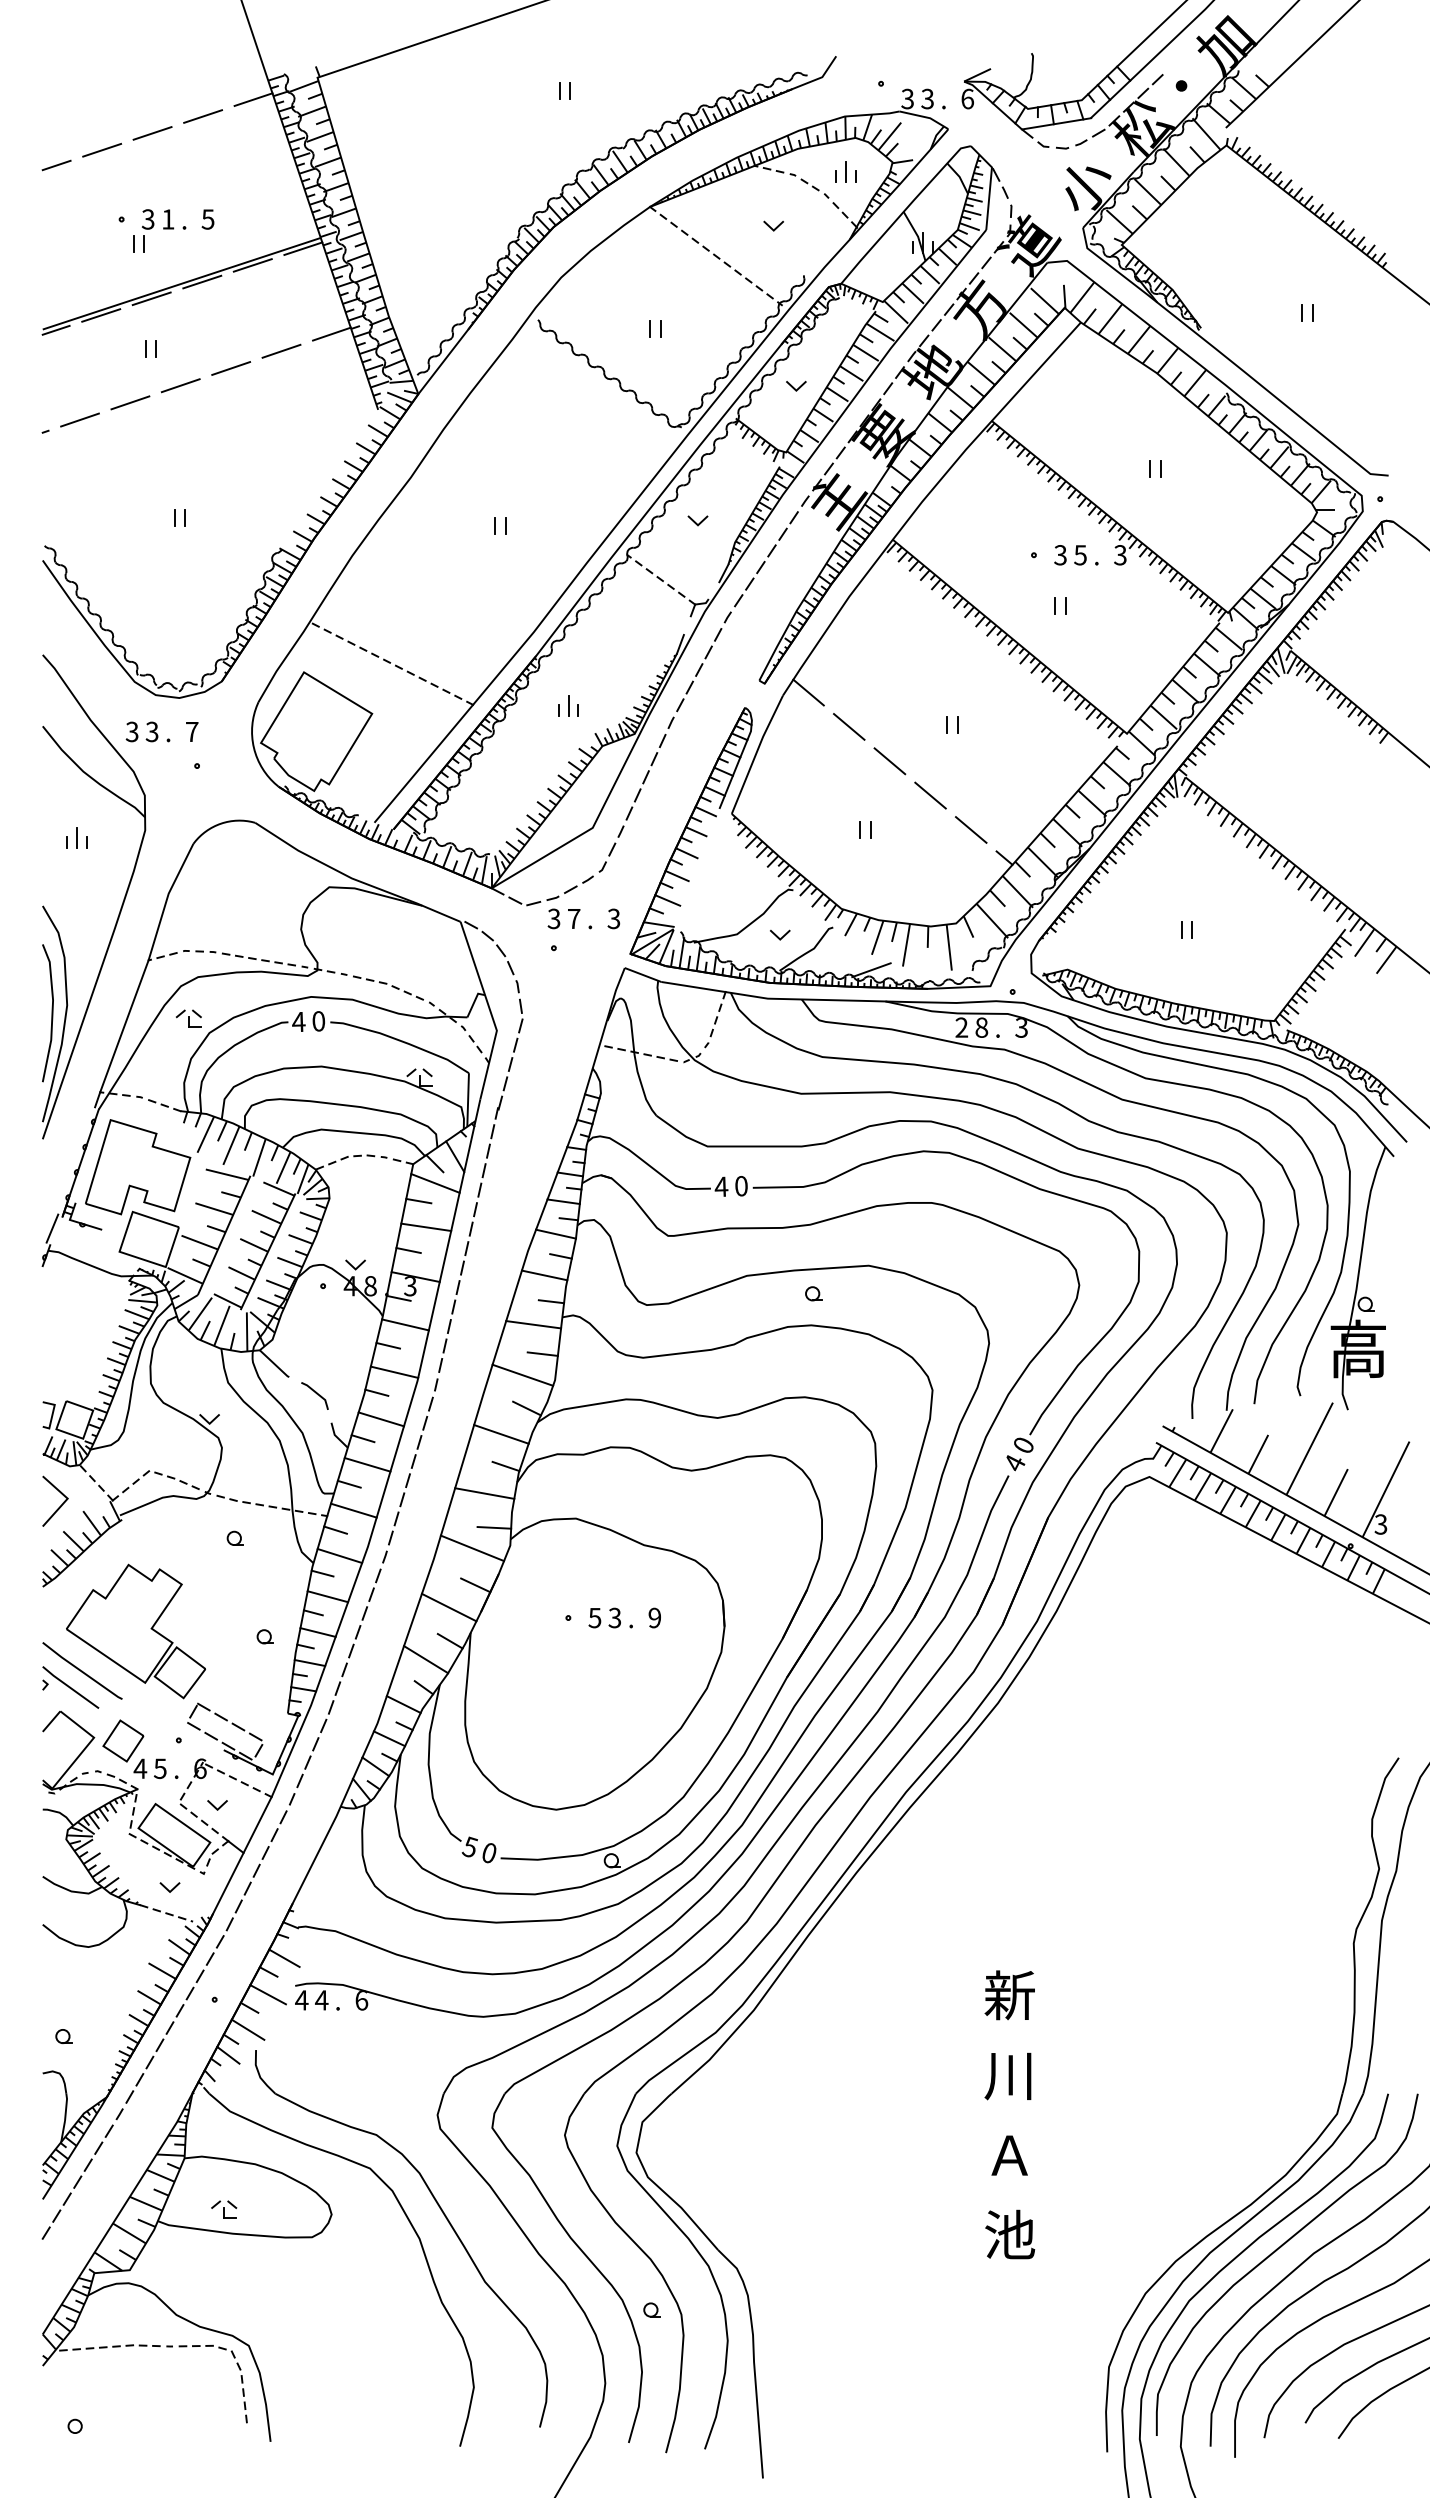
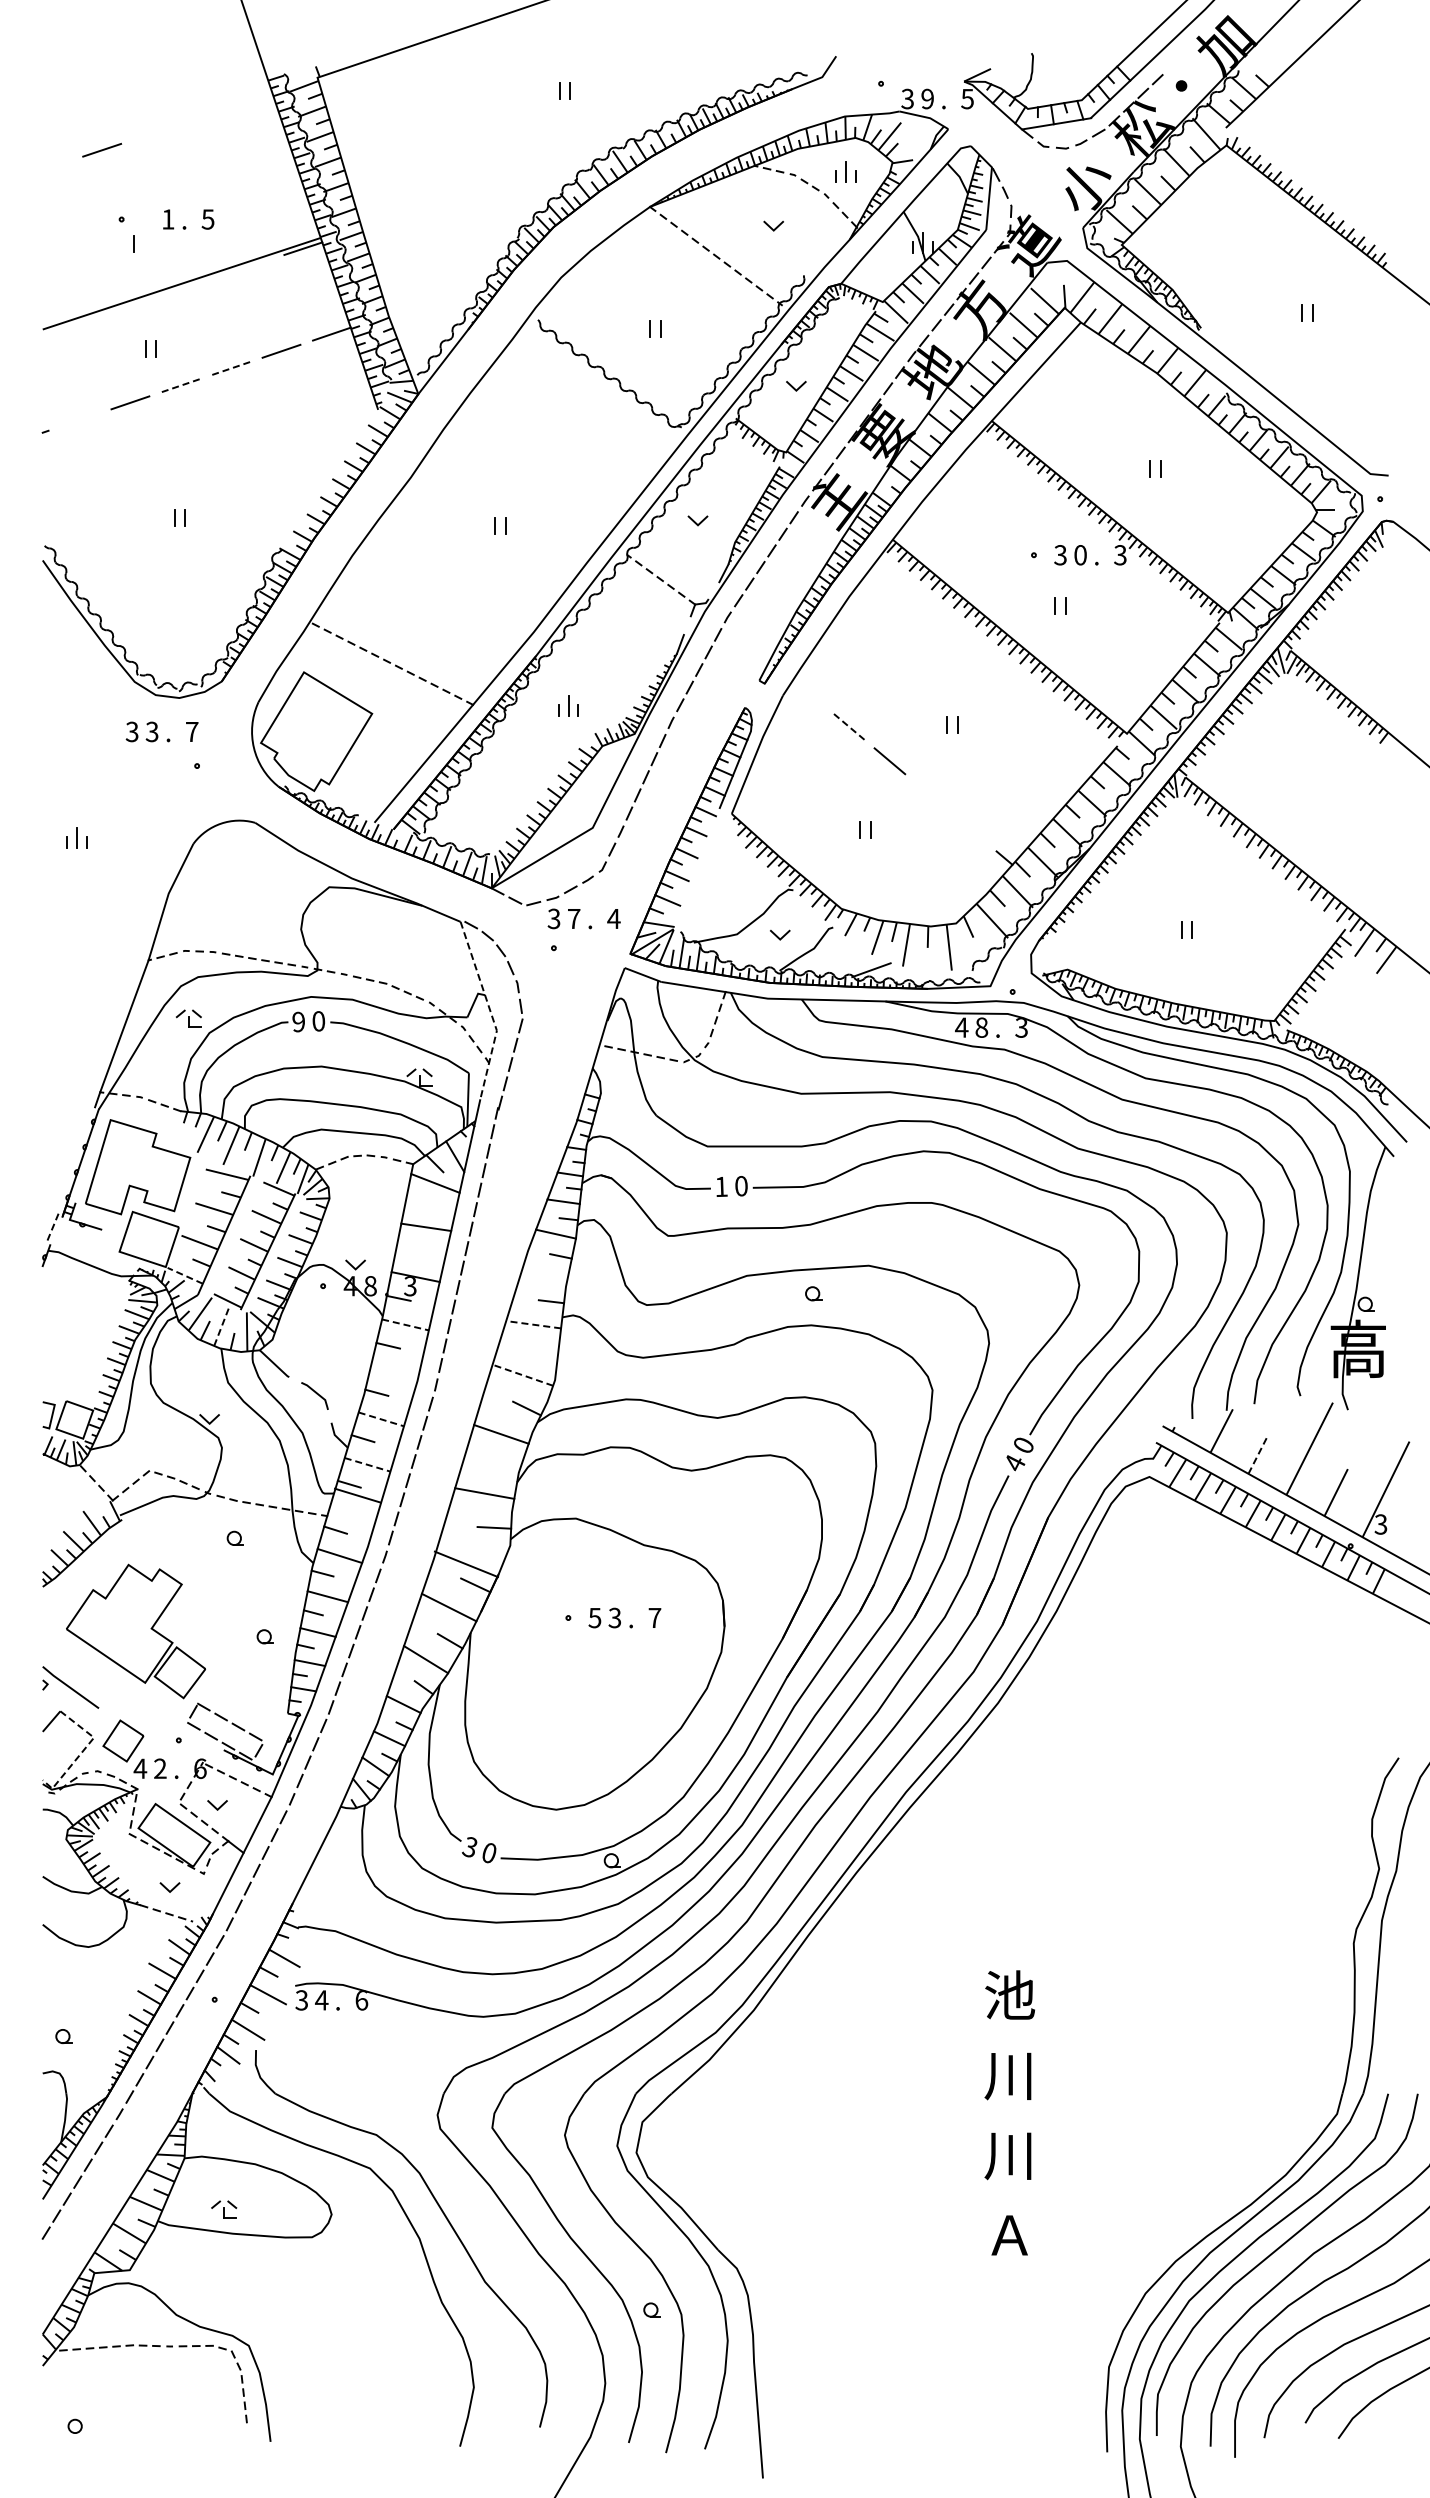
text: 6 -> 5 (967, 98)
line: present -> none (253, 99)
text: 3 -> 9 (927, 99)
line: present -> none (202, 116)
line: present -> none (152, 133)
line: present -> none (56, 165)
part: present -> none (148, 230)
line: present -> none (252, 265)
line: present -> none (202, 281)
line: present -> none (151, 298)
line: present -> none (101, 315)
line: present -> none (55, 329)
line: solid -> dashed (231, 368)
line: solid -> dashed (180, 385)
line: present -> none (79, 419)
text: 5 -> 0 (1080, 555)
line: present -> none (808, 692)
line: solid -> dashed (849, 726)
line: present -> none (930, 795)
line: present -> none (970, 829)
part: present -> none (121, 904)
text: 3 -> 4 (613, 918)
line: solid -> dashed (490, 1010)
text: 4 -> 9 (298, 1021)
text: 2 -> 4 (961, 1027)
text: 4 -> 1 (721, 1186)
line: present -> none (418, 1200)
line: solid -> dashed (52, 1229)
line: present -> none (408, 1250)
line: solid -> dashed (184, 1275)
line: present -> none (544, 1275)
line: solid -> dashed (533, 1324)
line: solid -> dashed (222, 1325)
line: solid -> dashed (405, 1325)
line: present -> none (542, 1353)
line: present -> none (394, 1371)
line: solid -> dashed (522, 1375)
line: solid -> dashed (381, 1419)
line: solid -> dashed (1258, 1454)
line: solid -> dashed (367, 1464)
line: present -> none (505, 1466)
line: present -> none (60, 1505)
line position: (353, 1510) -> (357, 1495) (357, 1495)
line position: (472, 1548) -> (466, 1564) (466, 1564)
text: 9 -> 7 (654, 1617)
line: present -> none (82, 1670)
line: solid -> dashed (82, 1751)
text: 5 -> 2 (159, 1768)
text: 5 -> 3 (471, 1846)
text: 新 -> 池 (1009, 1995)
text: 4 -> 3 (301, 2000)
text: Ａ -> 川 (1007, 2156)
text: 池 -> Ａ (1010, 2234)
